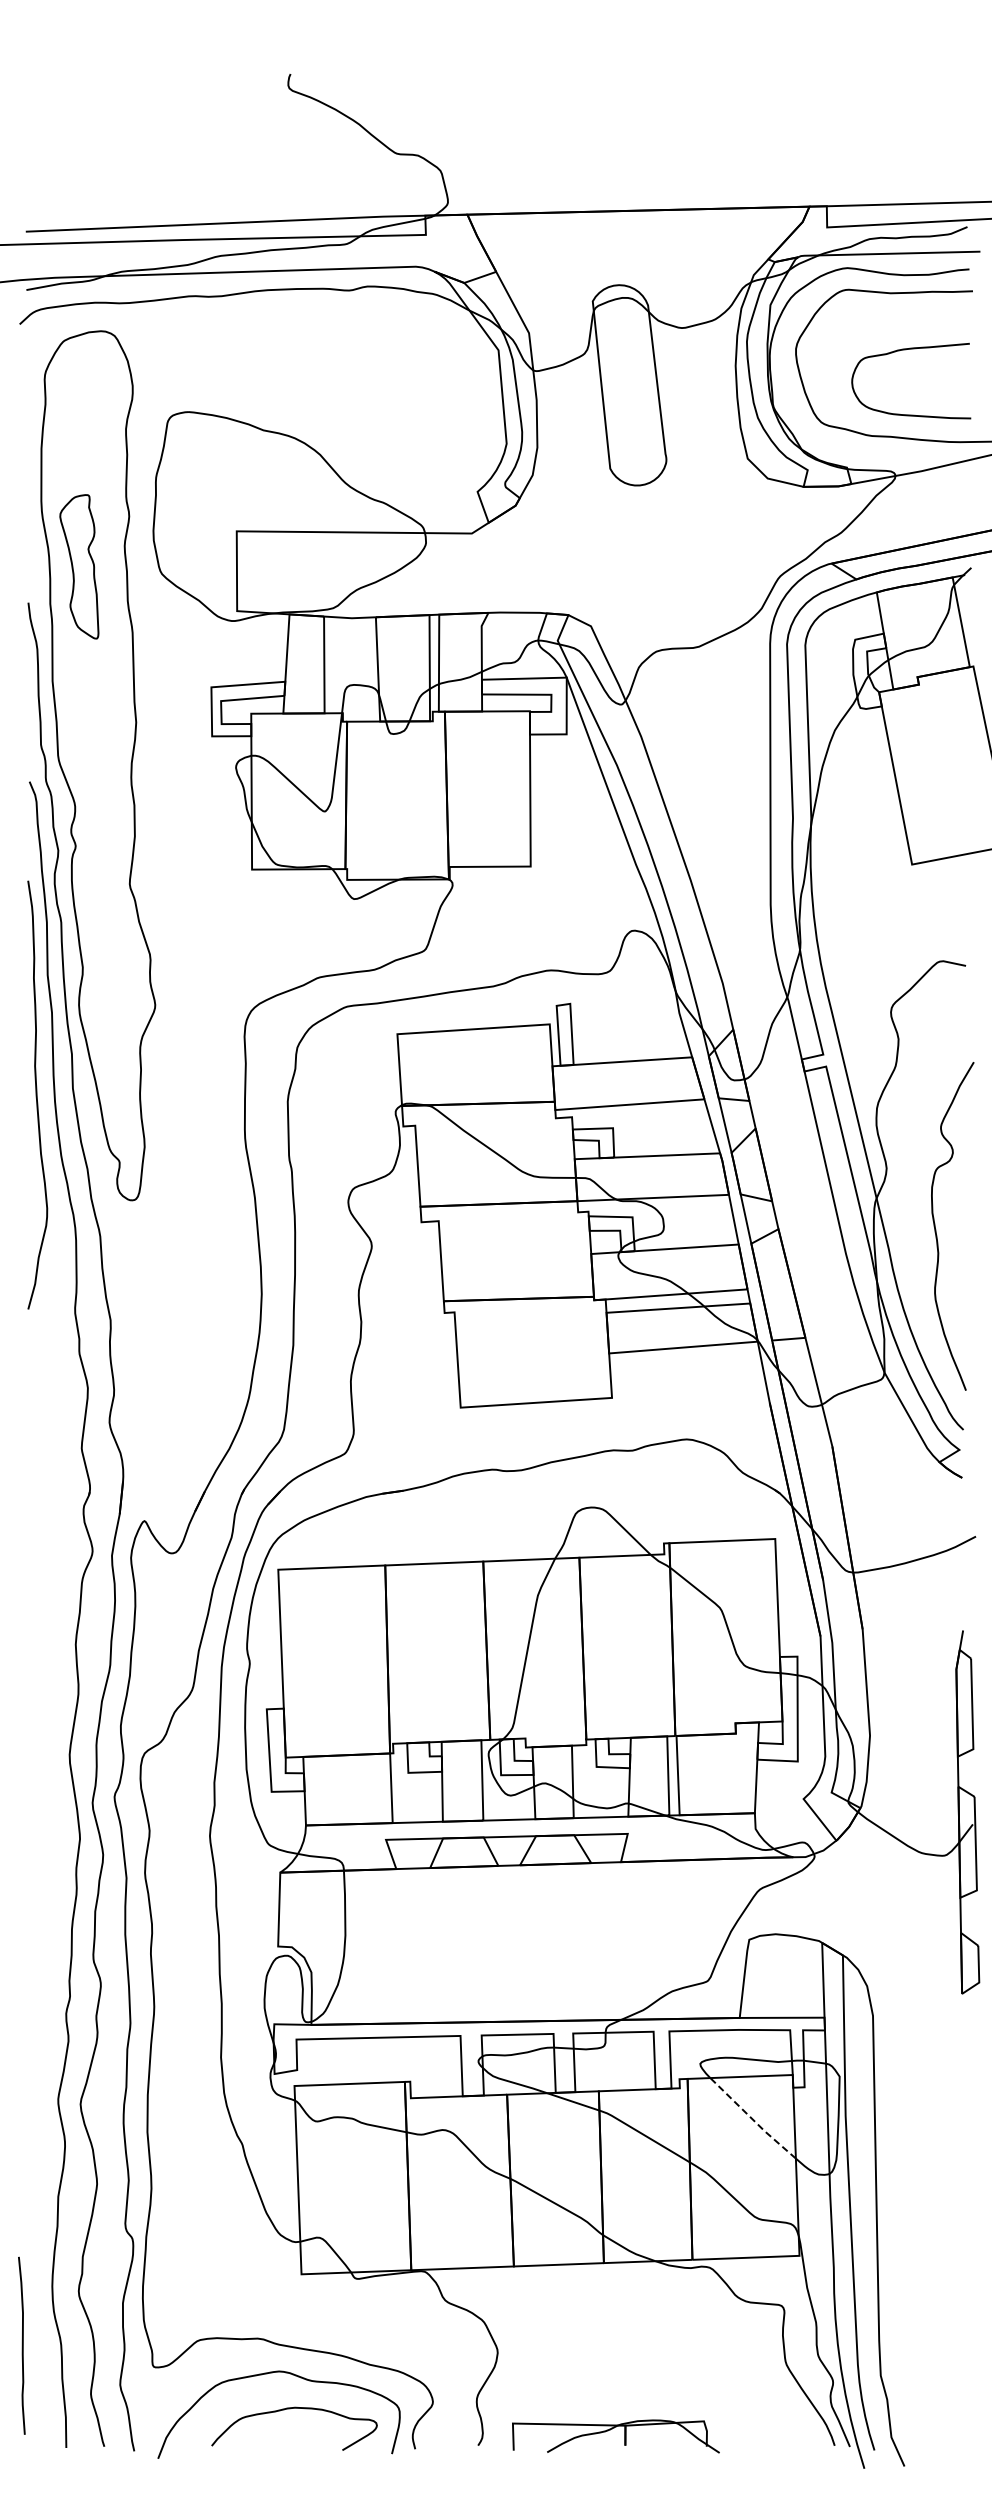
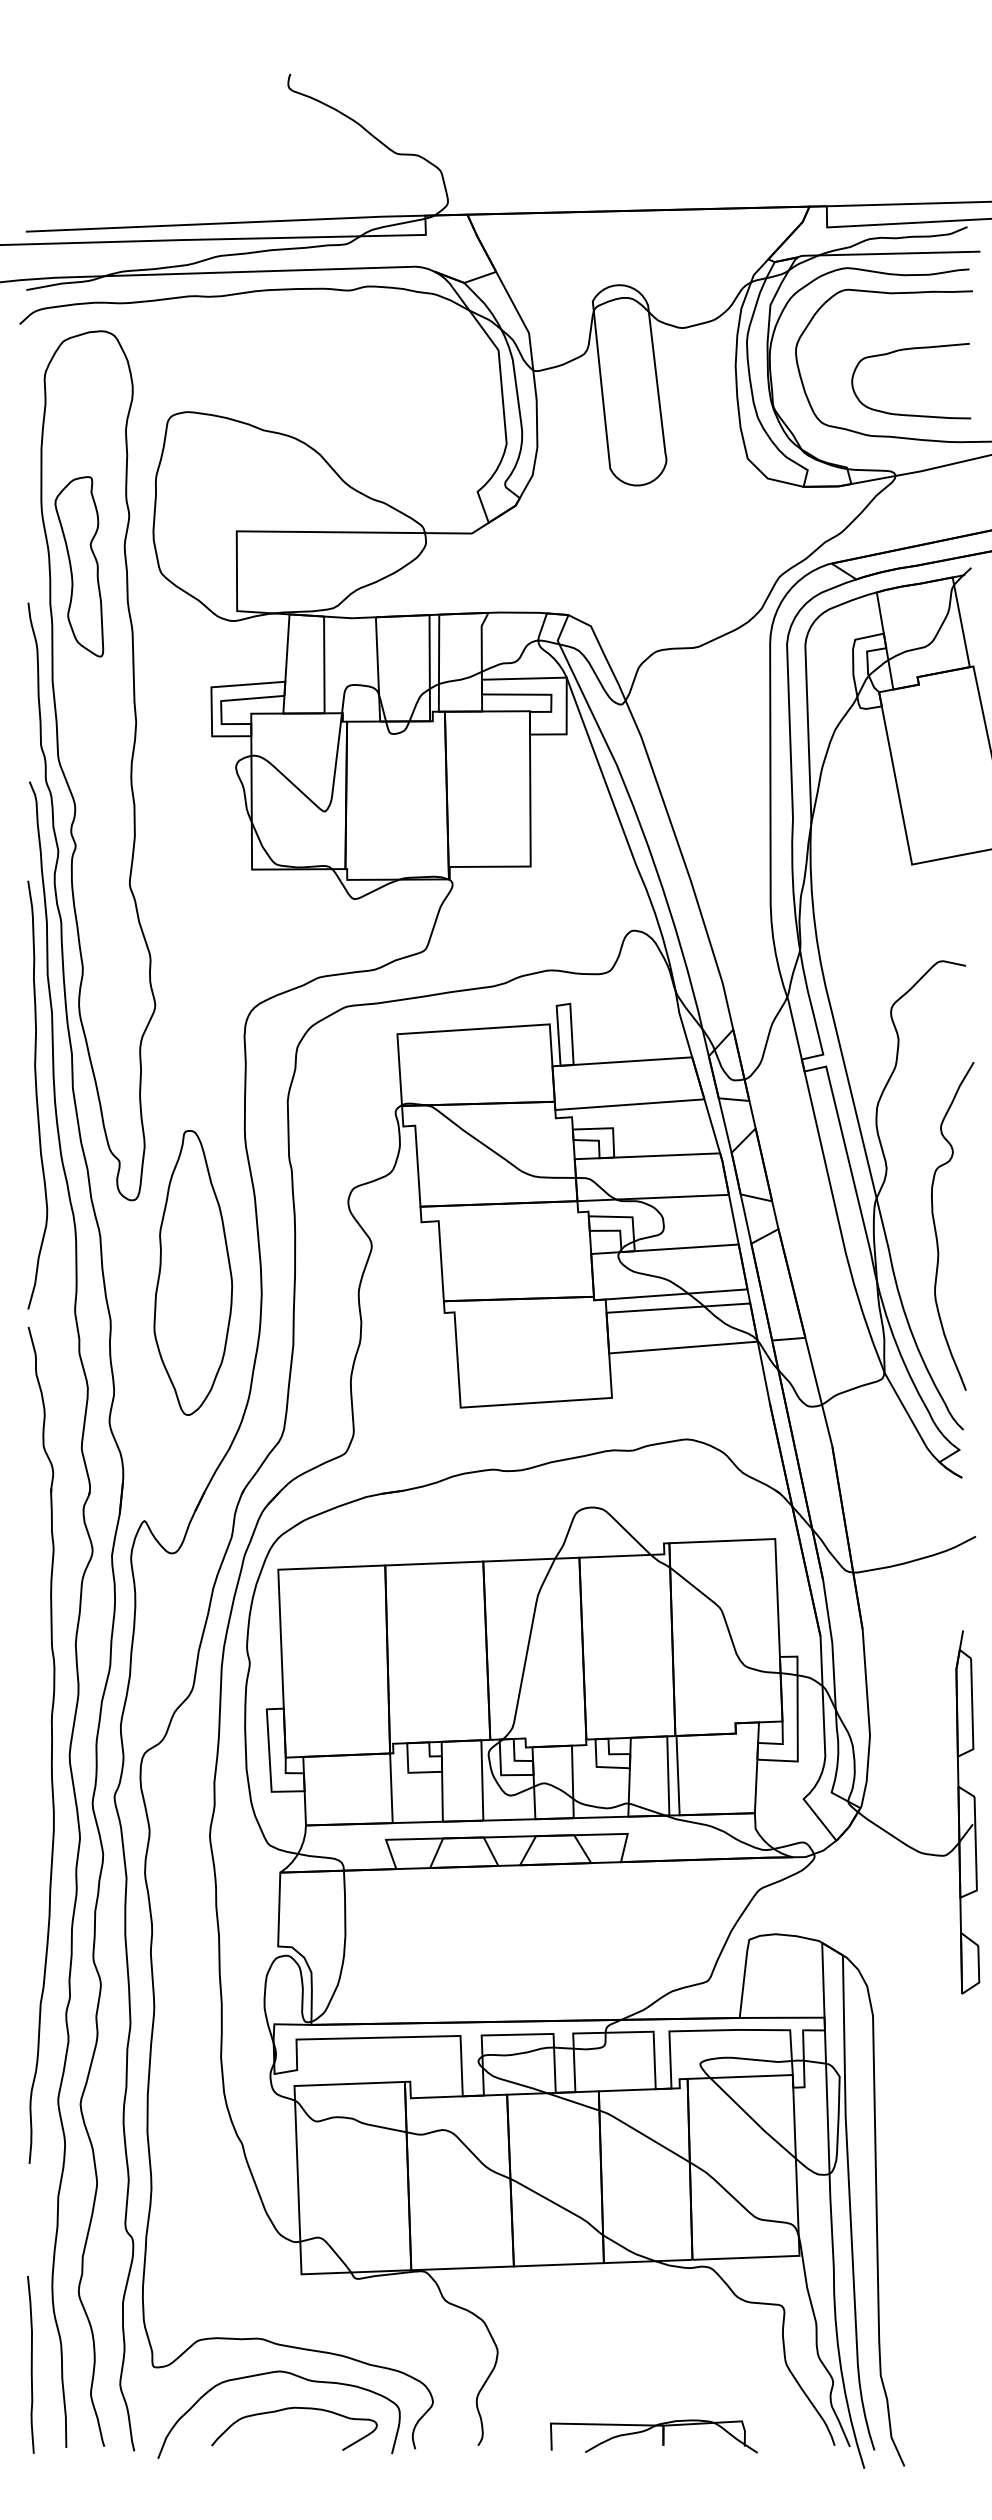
part size: 41x146 px -> 51x182 px (79, 566)
part: none -> present (193, 1272)
part: none -> present (51, 1744)
line: dashed -> solid (752, 2119)
curve position: (21, 2345) -> (30, 2364) (30, 2364)
part position: (612, 2429) -> (650, 2429) (650, 2429)
